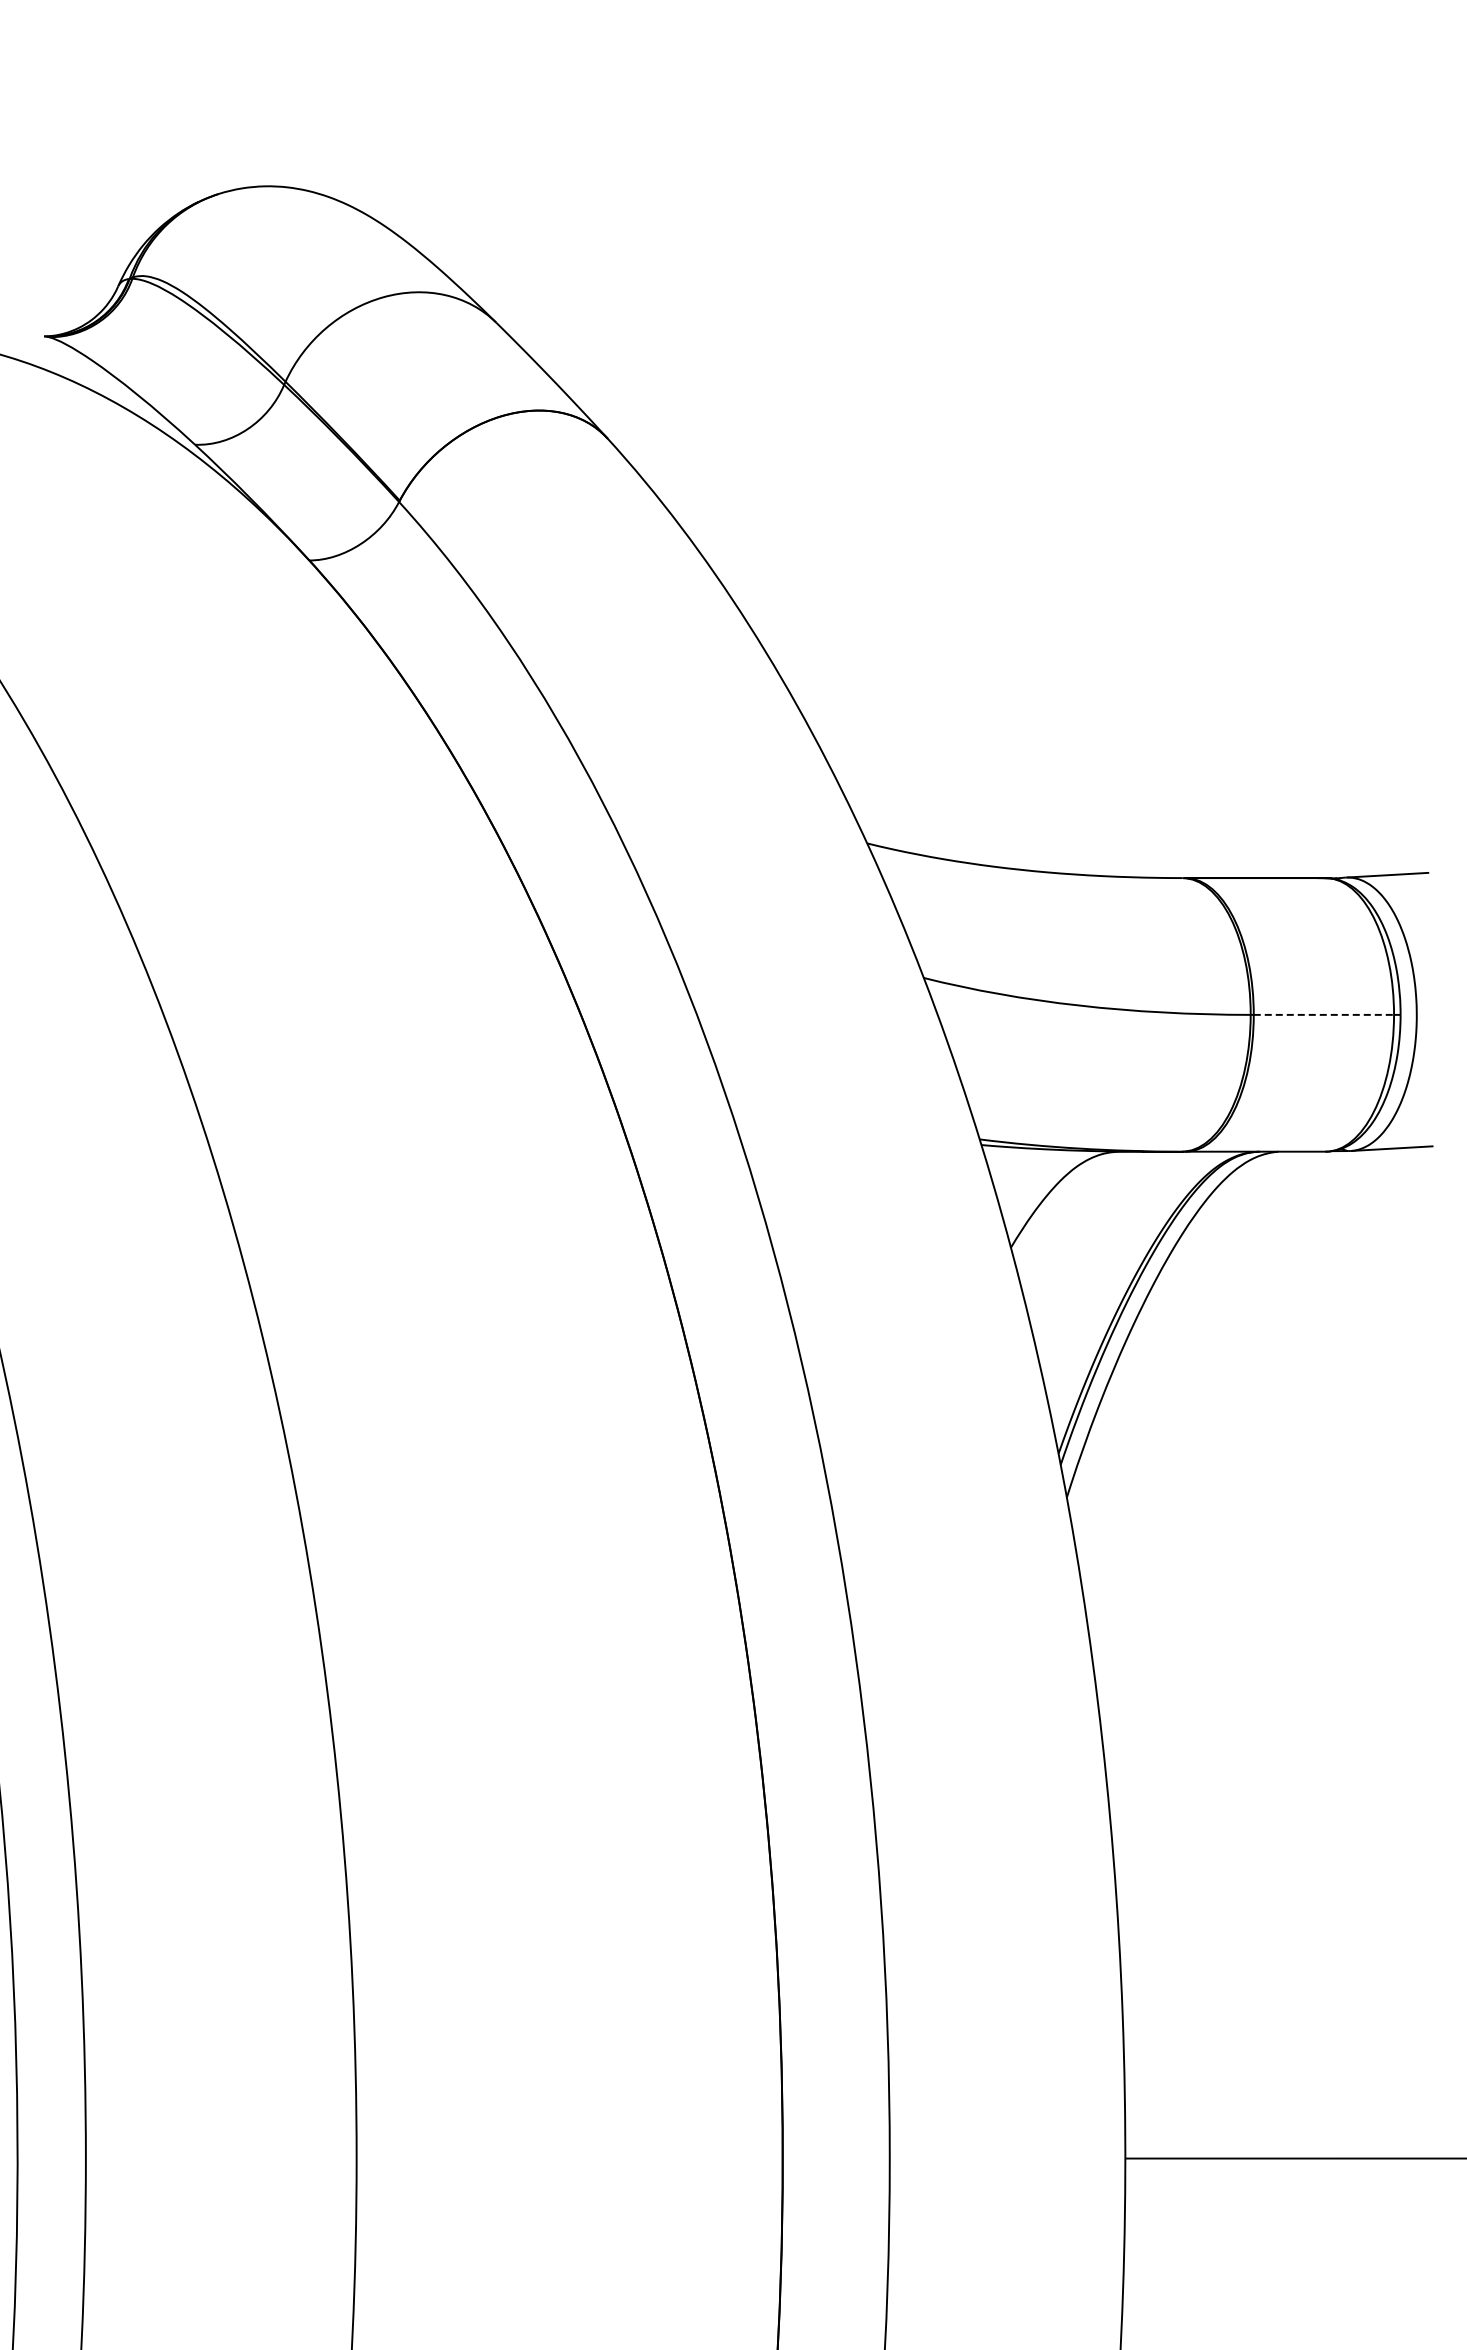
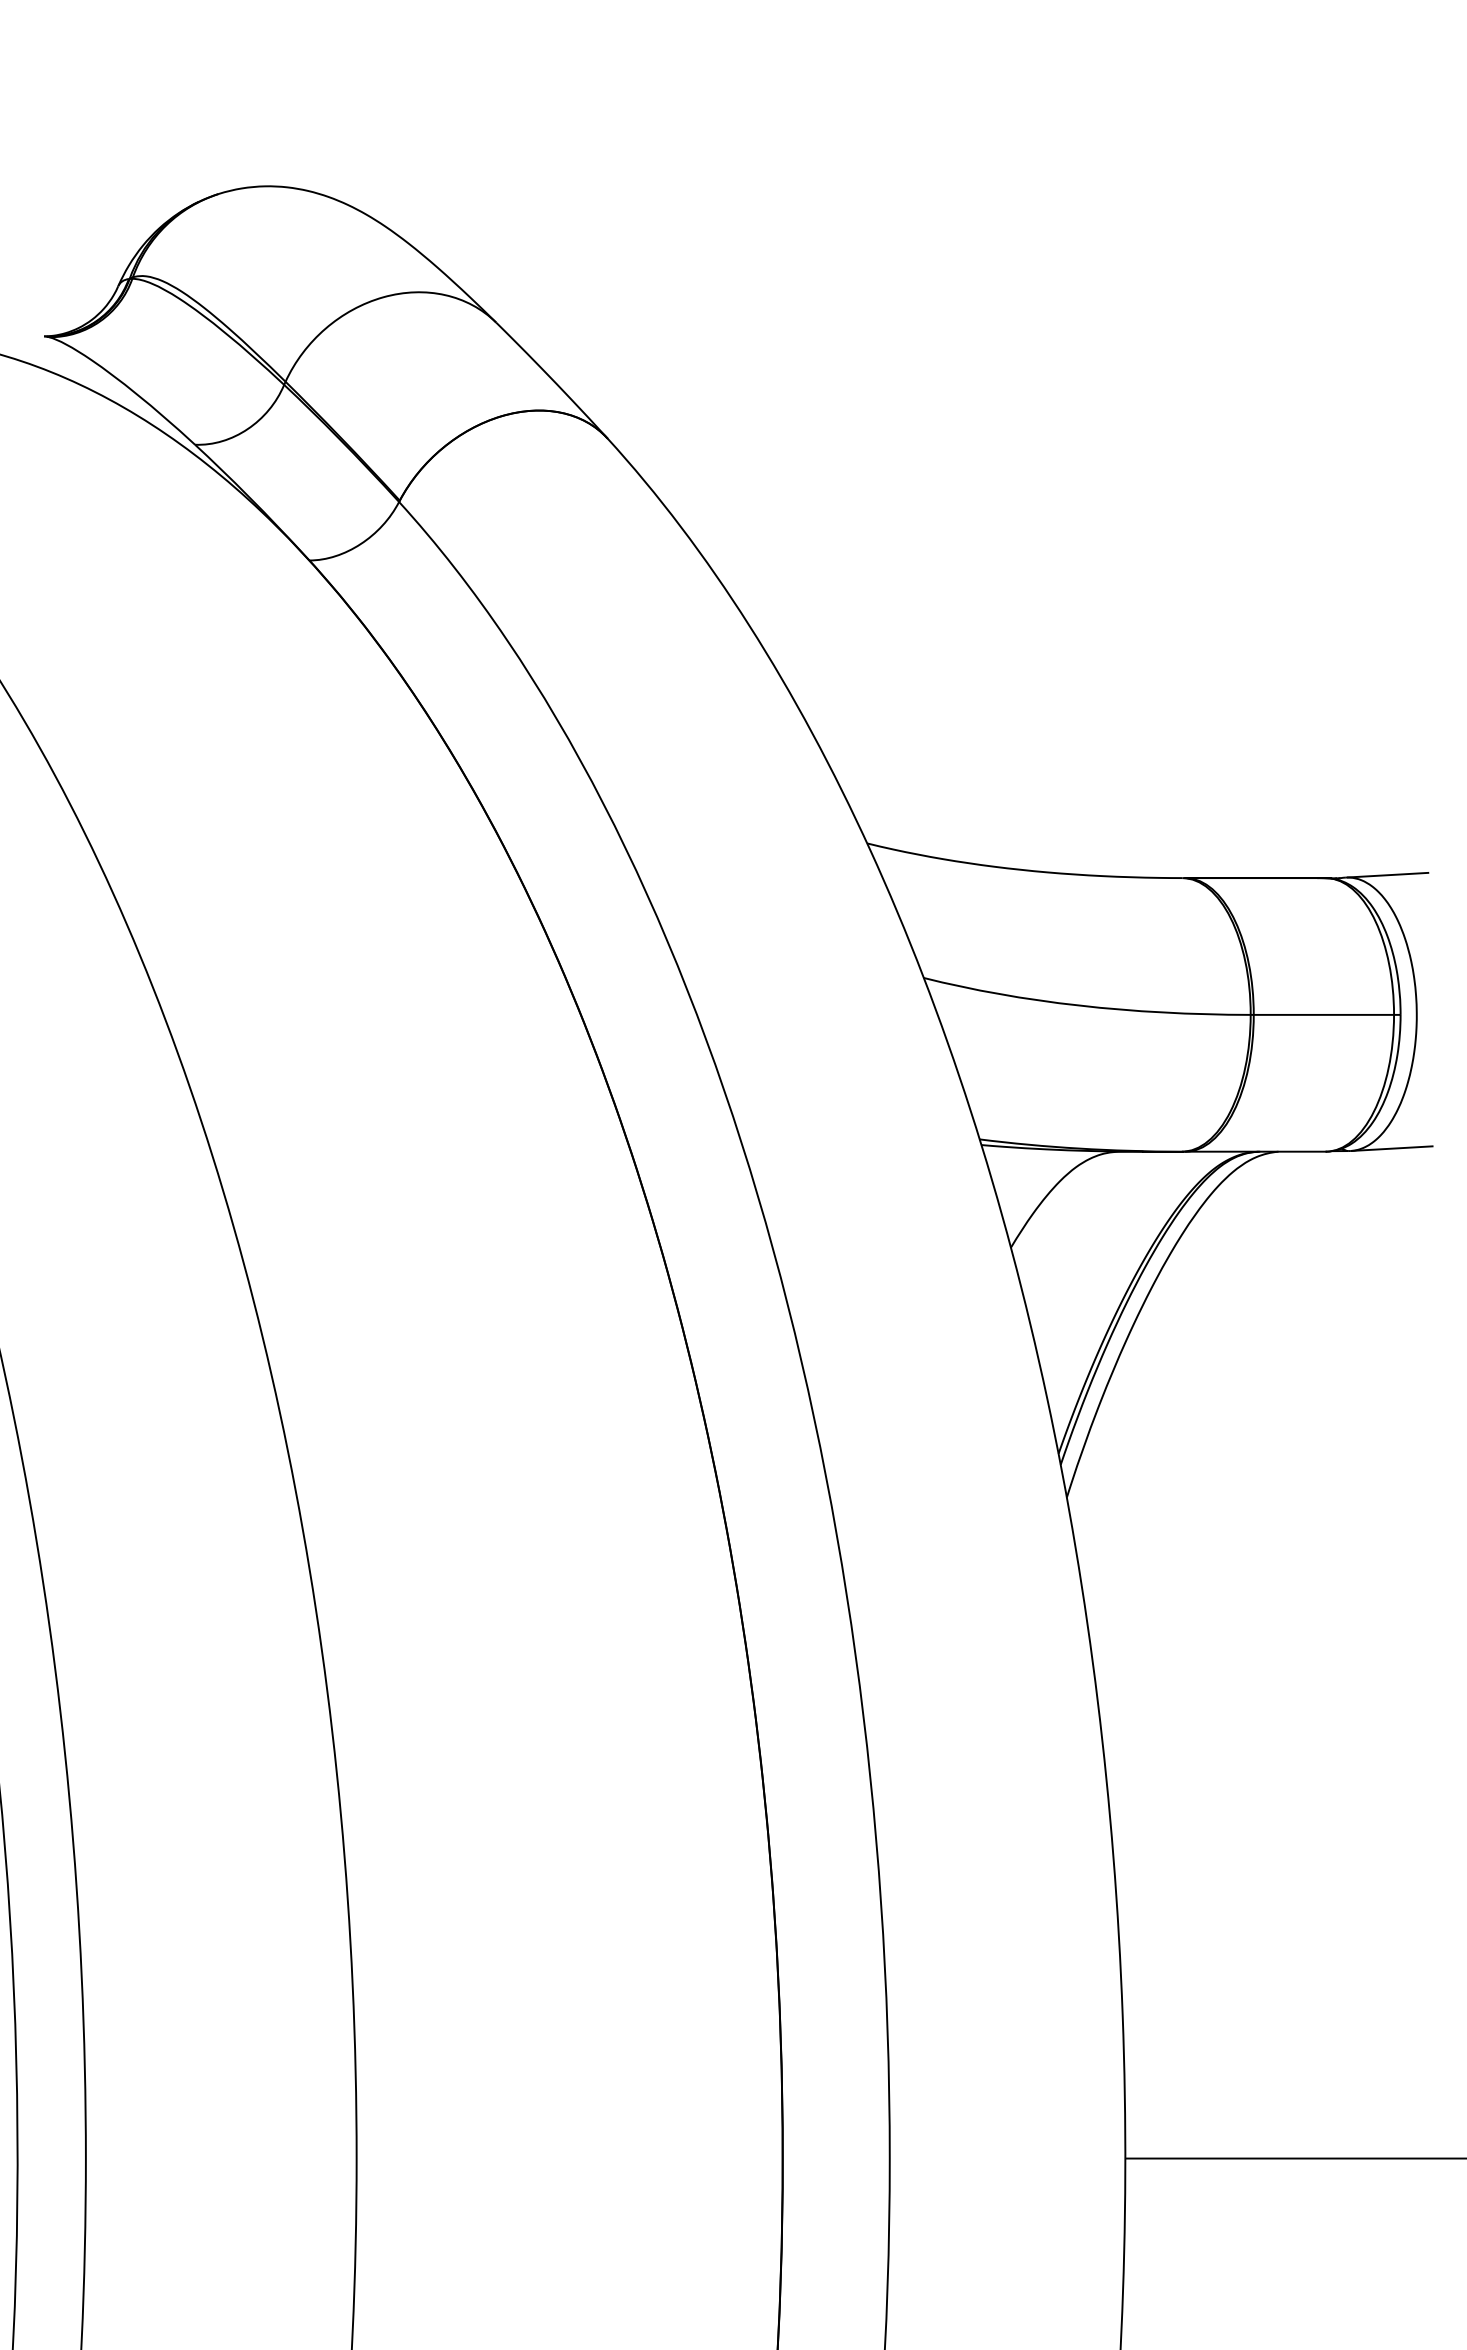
line: dashed -> solid (1324, 1014)
